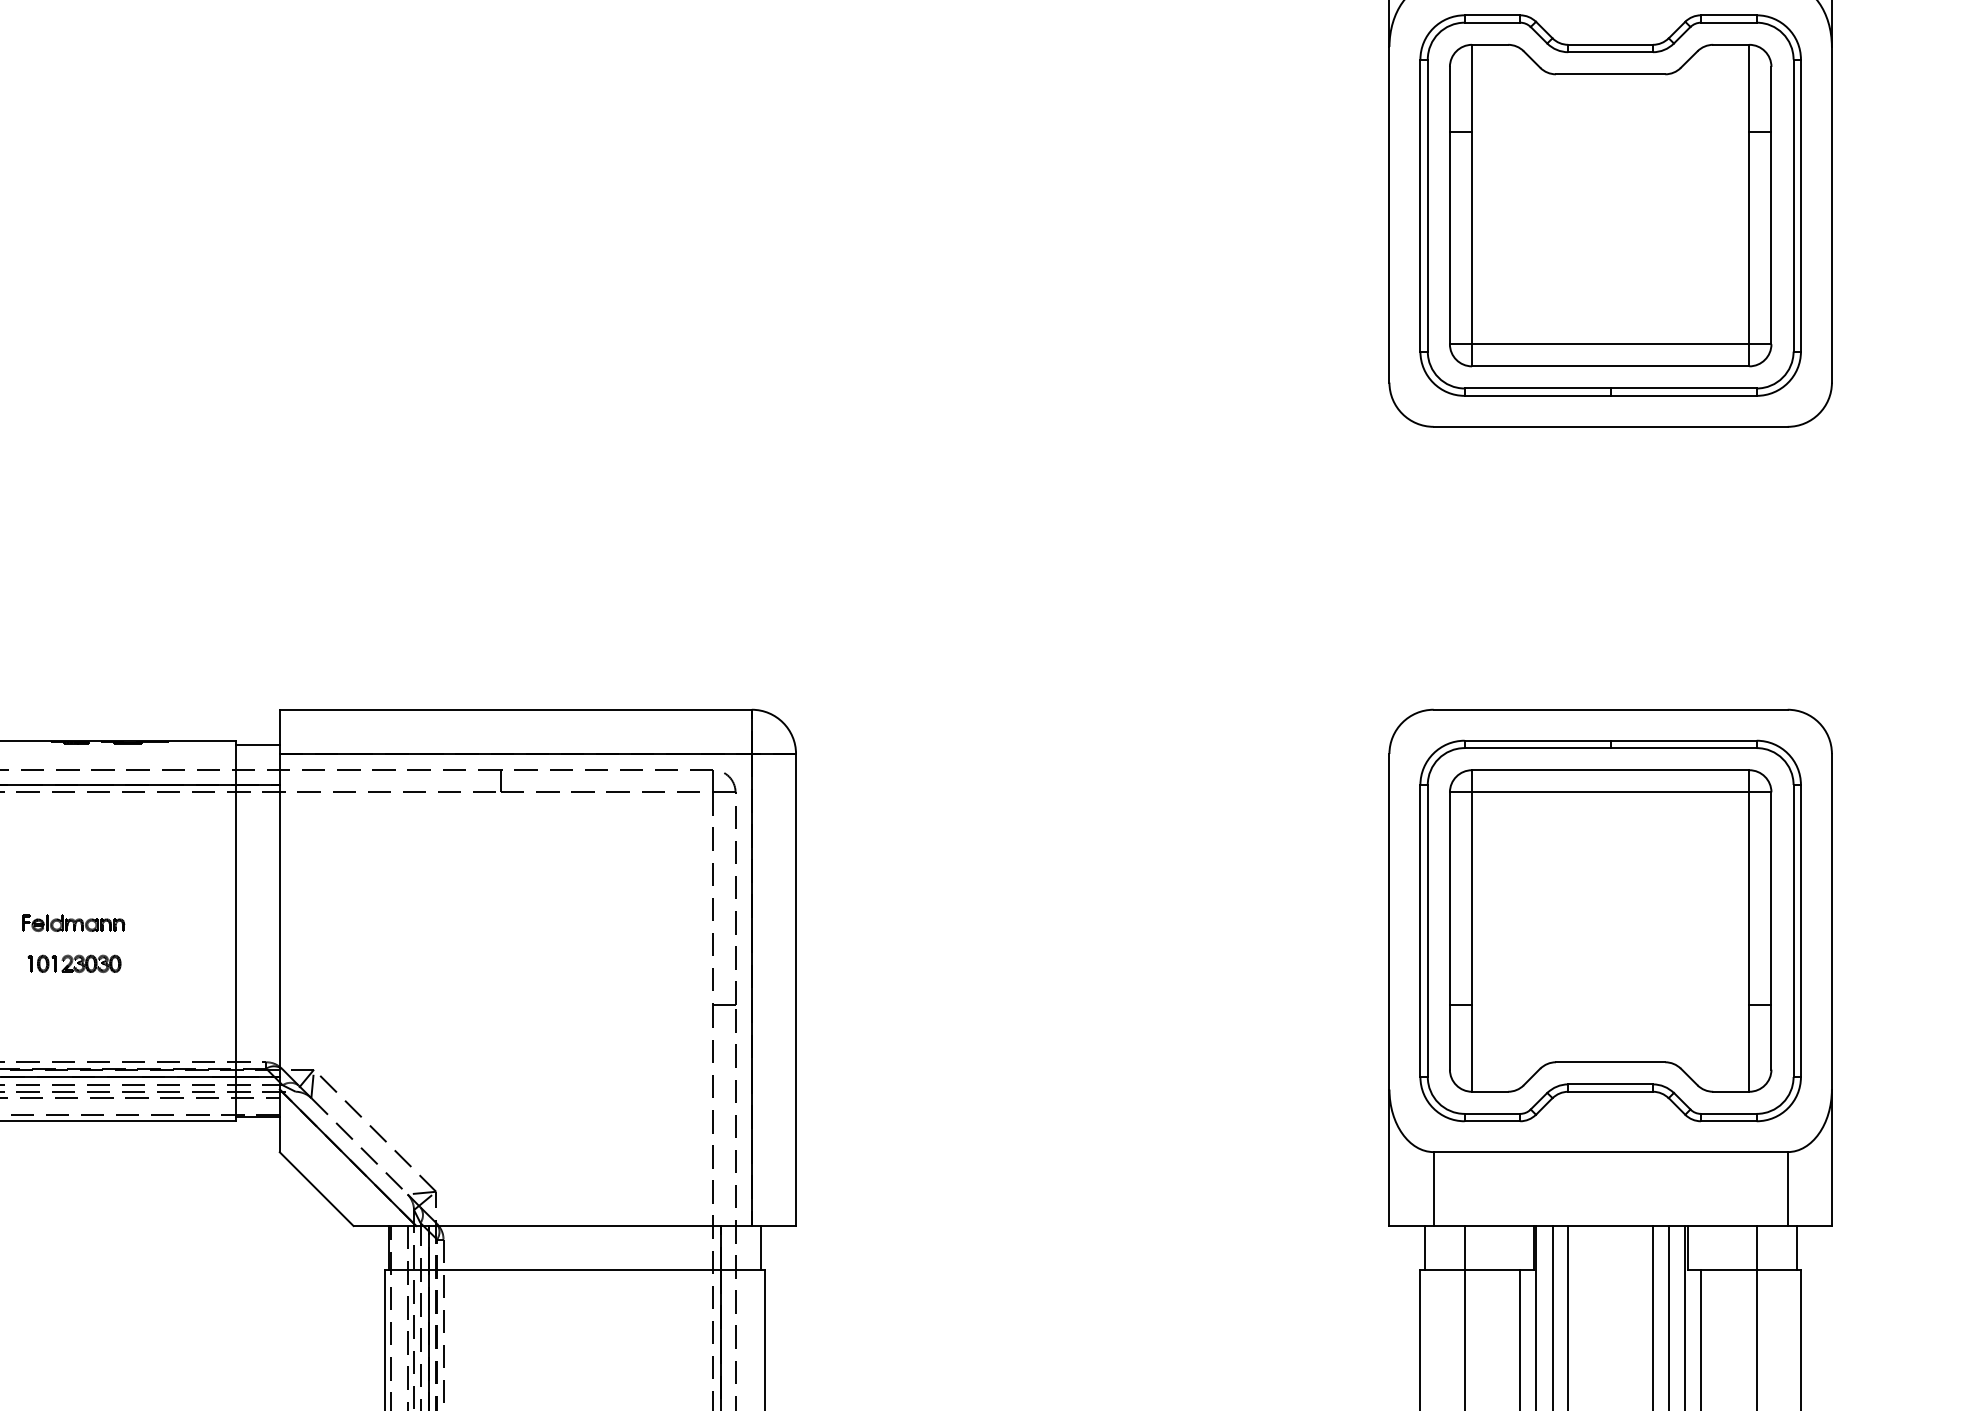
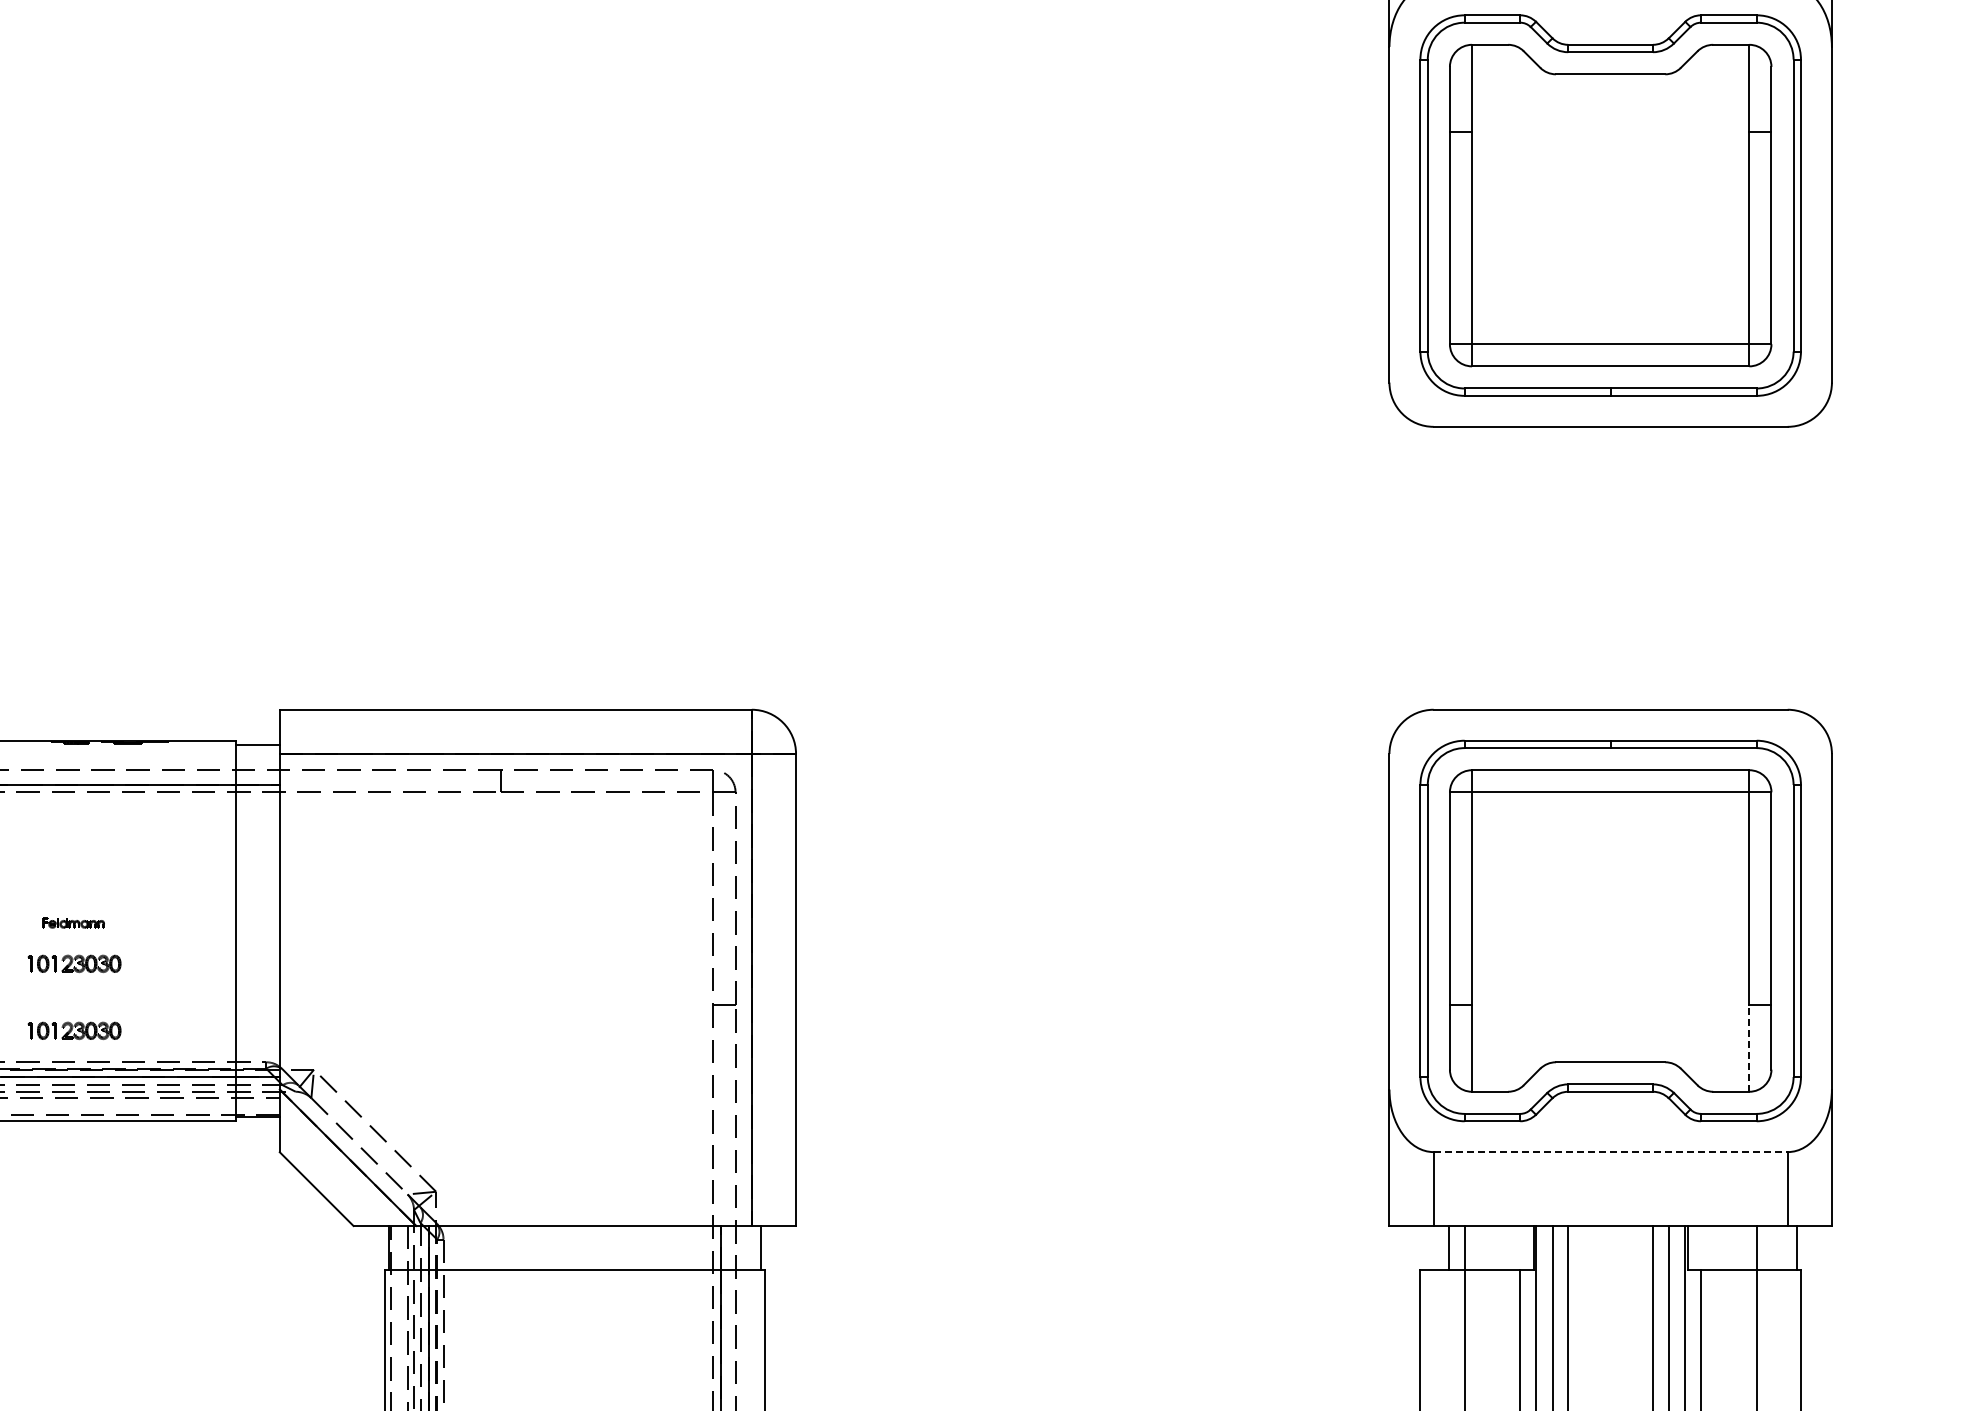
part size: 104x18 px -> 63x12 px (73, 922)
part: none -> present (74, 1030)
line: solid -> dashed (1749, 1048)
line: solid -> dashed (1610, 1152)
line position: (1424, 1248) -> (1448, 1248) (1448, 1248)
